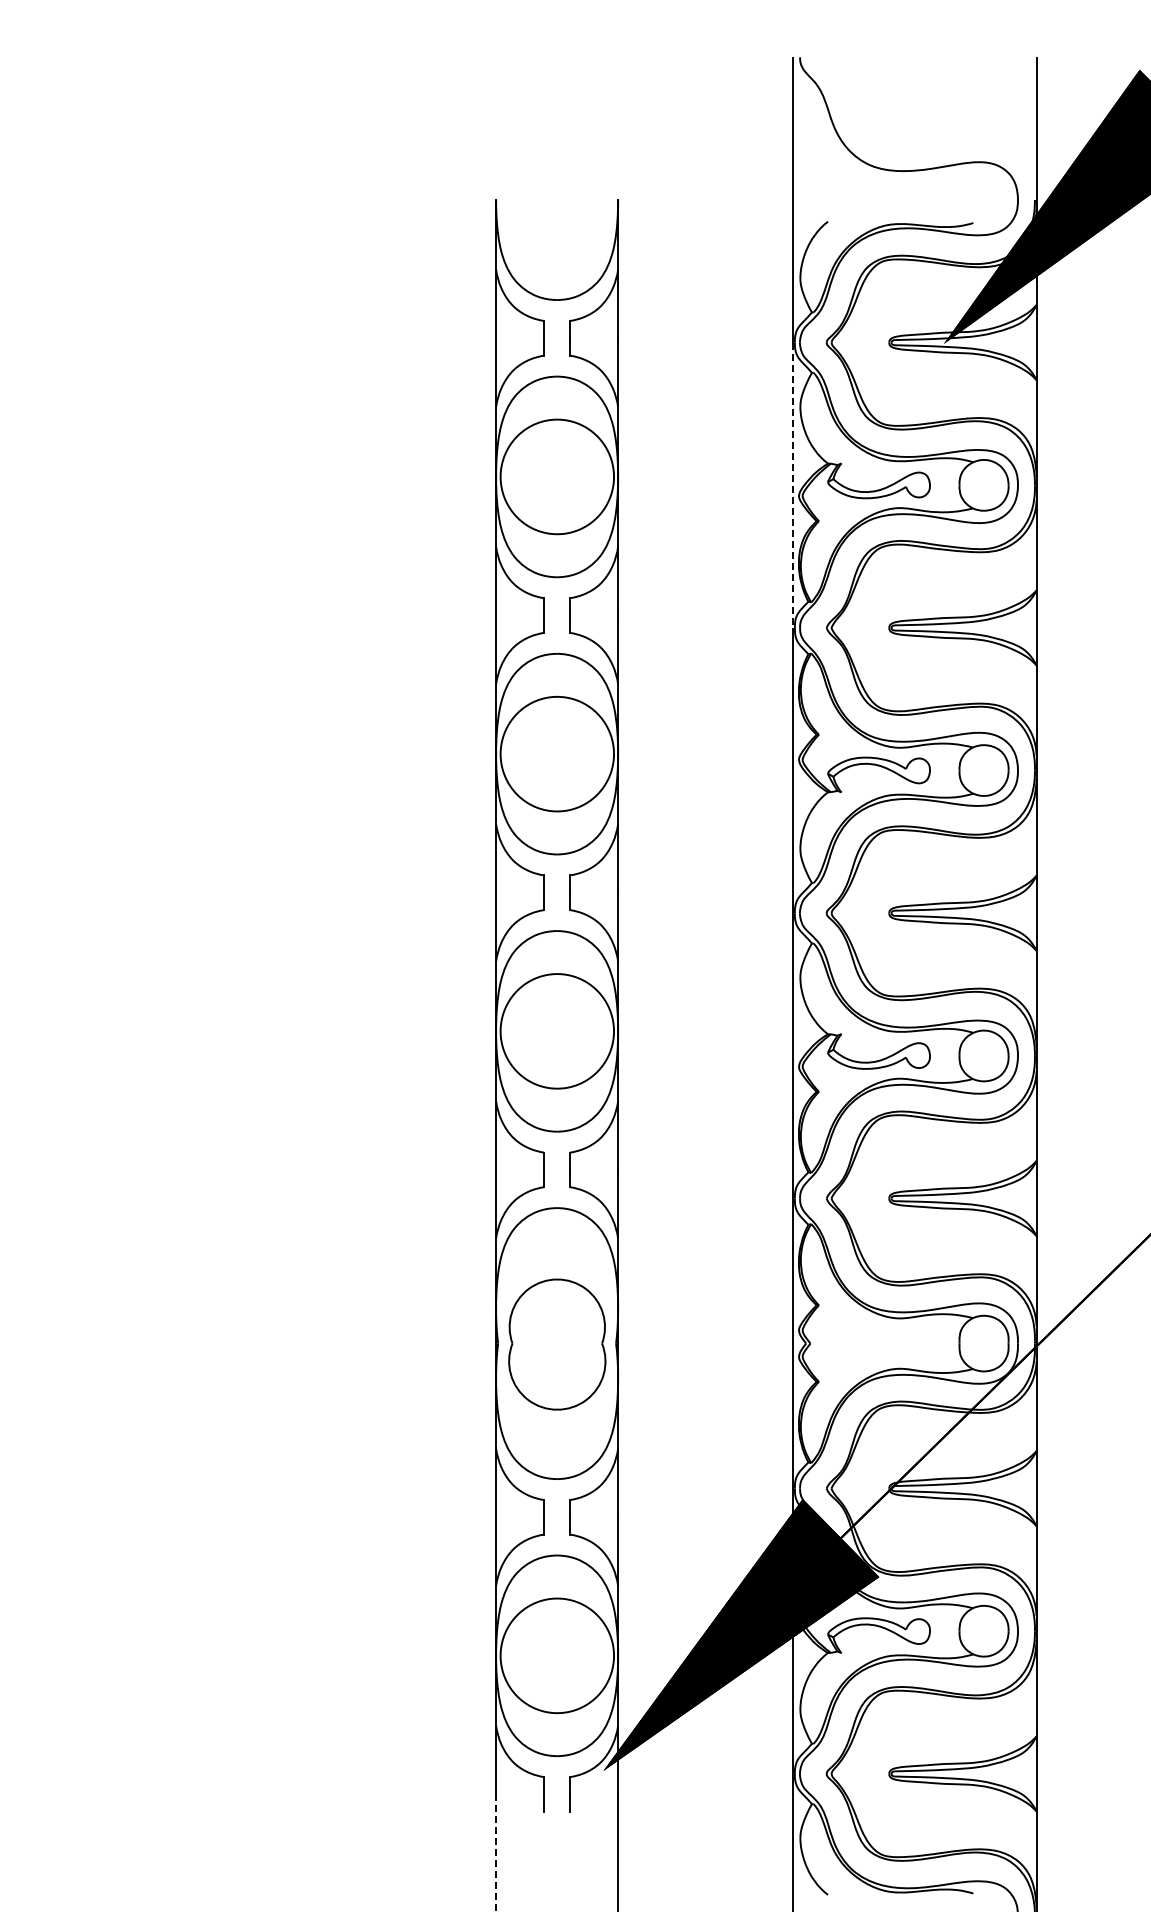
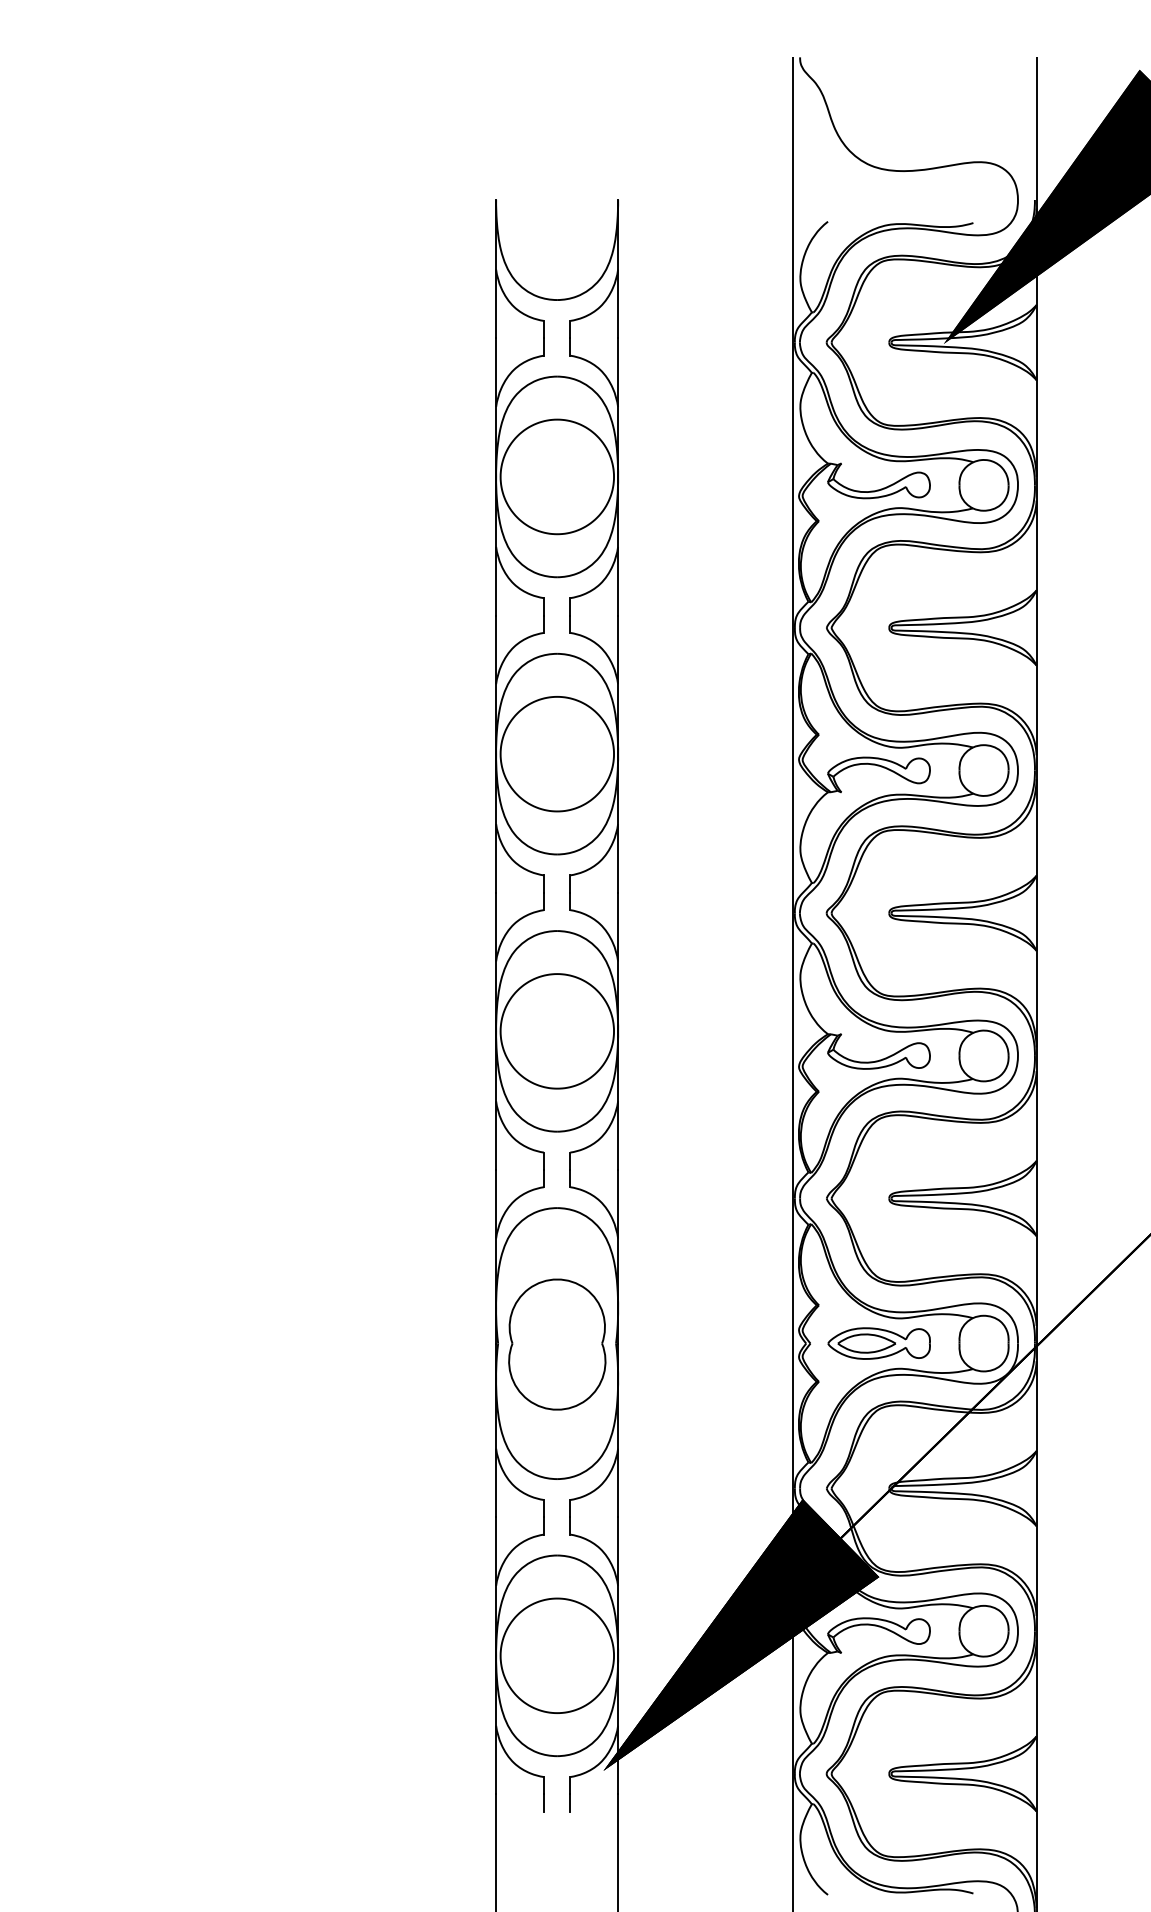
line: dashed -> solid (792, 485)
part: none -> present (878, 1343)
line: dashed -> solid (496, 1853)
